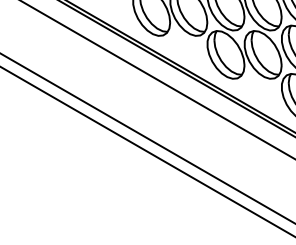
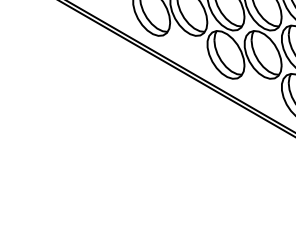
line: present -> none (157, 79)
line: present -> none (147, 138)
line: present -> none (147, 151)
